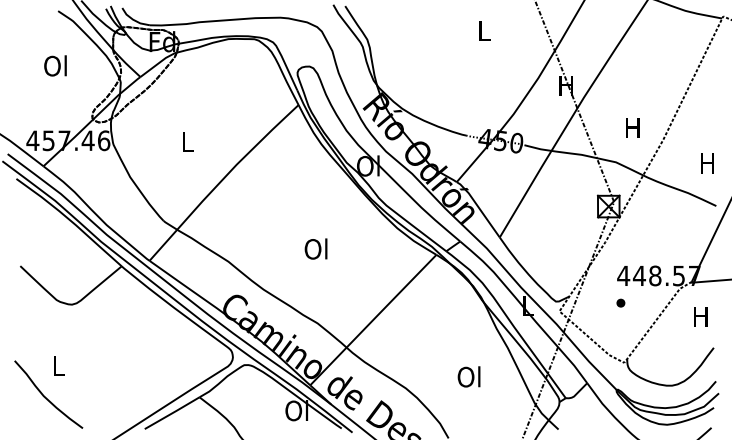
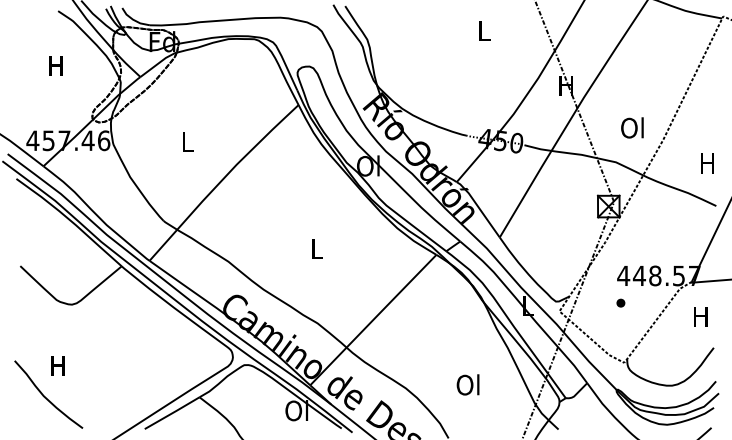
text: Ol -> H (55, 65)
text: H -> Ol (632, 127)
text: Ol -> L (315, 248)
text: L -> H (57, 365)
text position: (468, 376) -> (467, 384) (467, 384)
